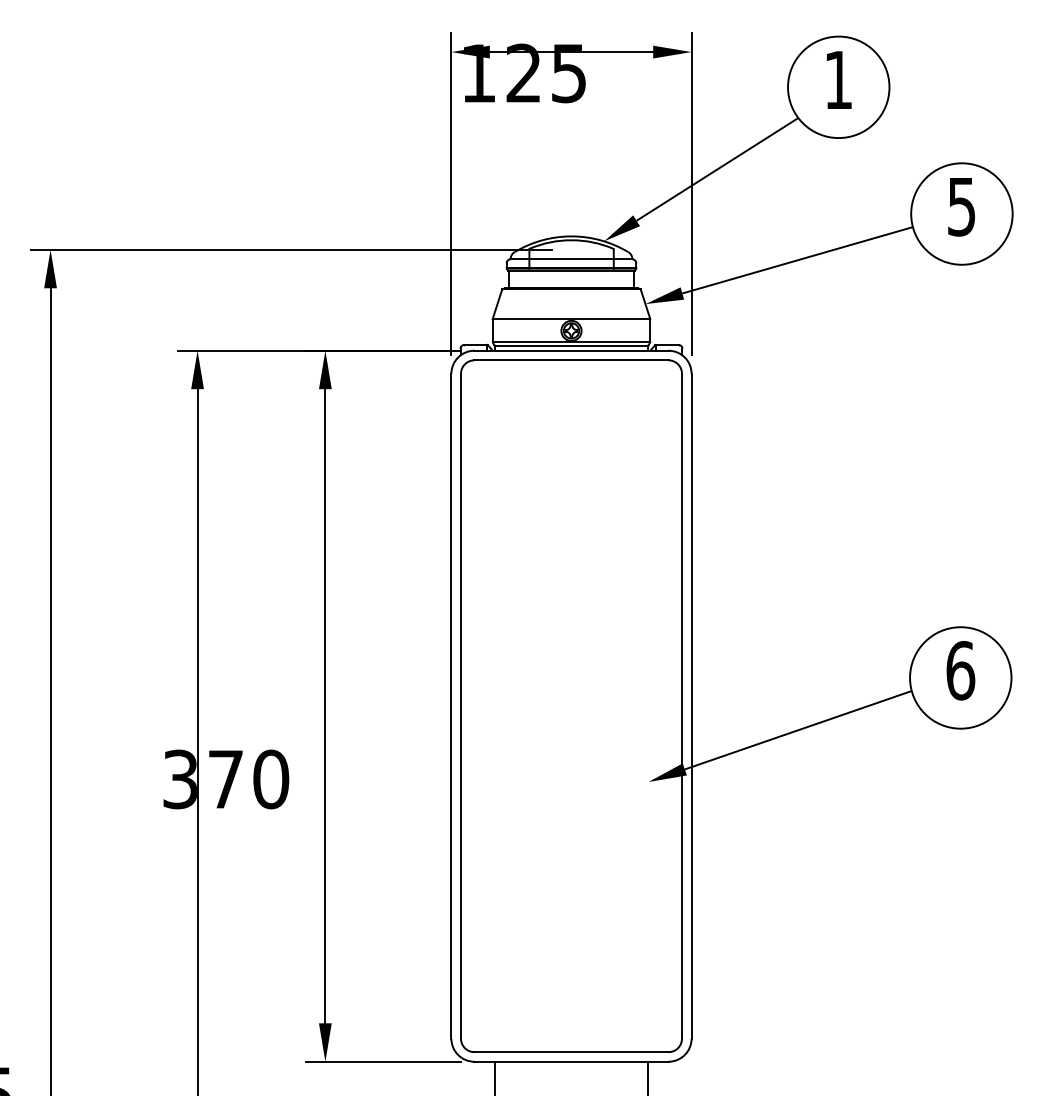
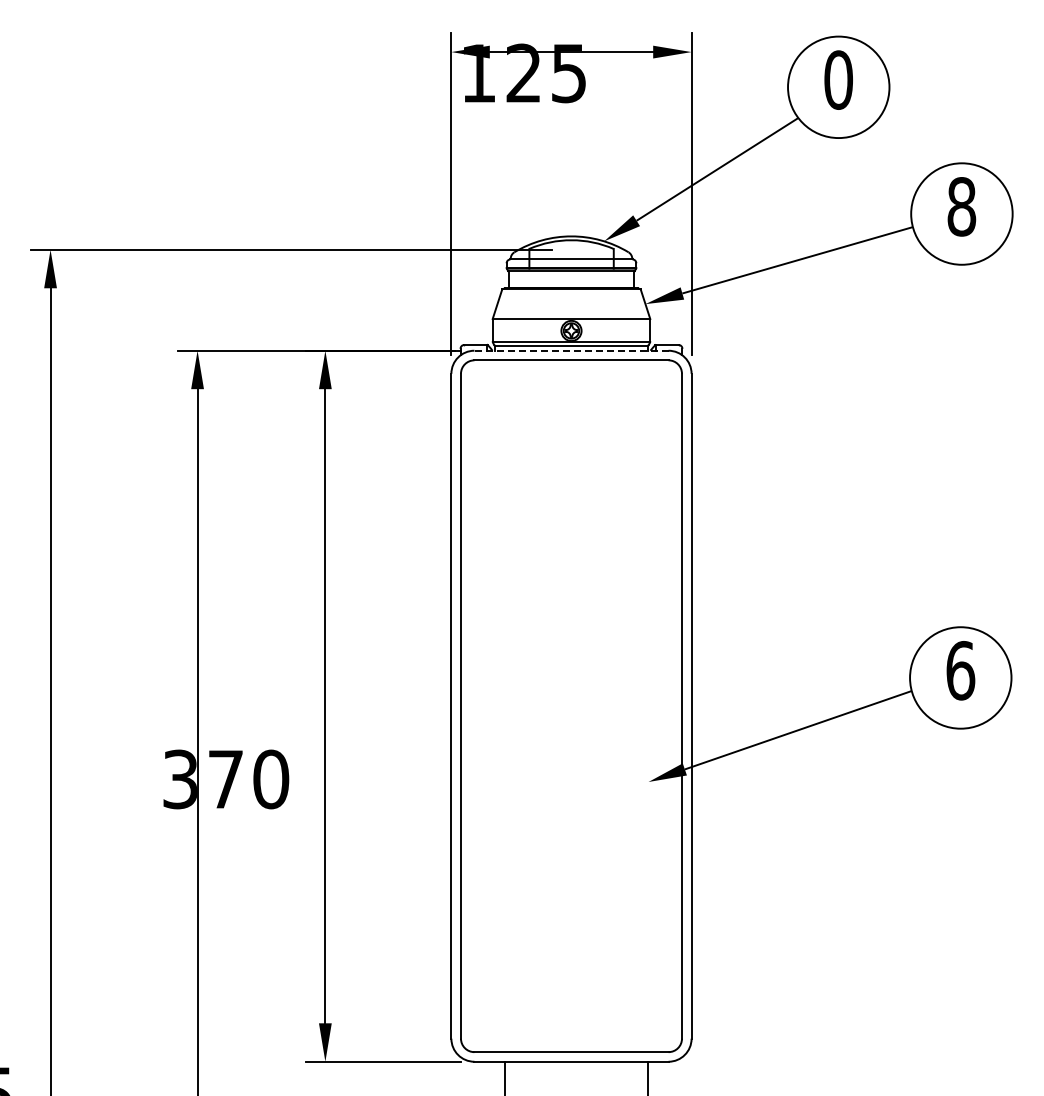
text: 1 -> 0 (838, 79)
text: 5 -> 8 (961, 206)
line: solid -> dashed (571, 350)
line position: (494, 1076) -> (504, 1076) (504, 1076)
